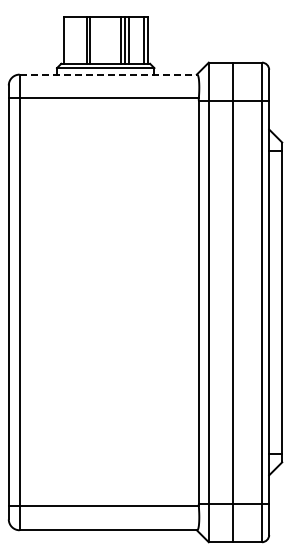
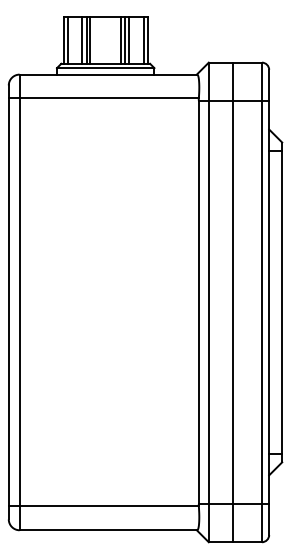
line: none -> present (67, 39)
line: none -> present (82, 39)
line: dashed -> solid (108, 74)
